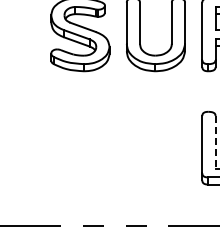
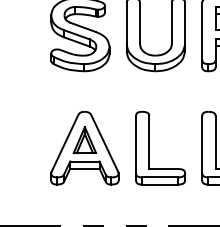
line: dashed -> solid (215, 142)
part: none -> present (84, 148)
part: none -> present (149, 148)
